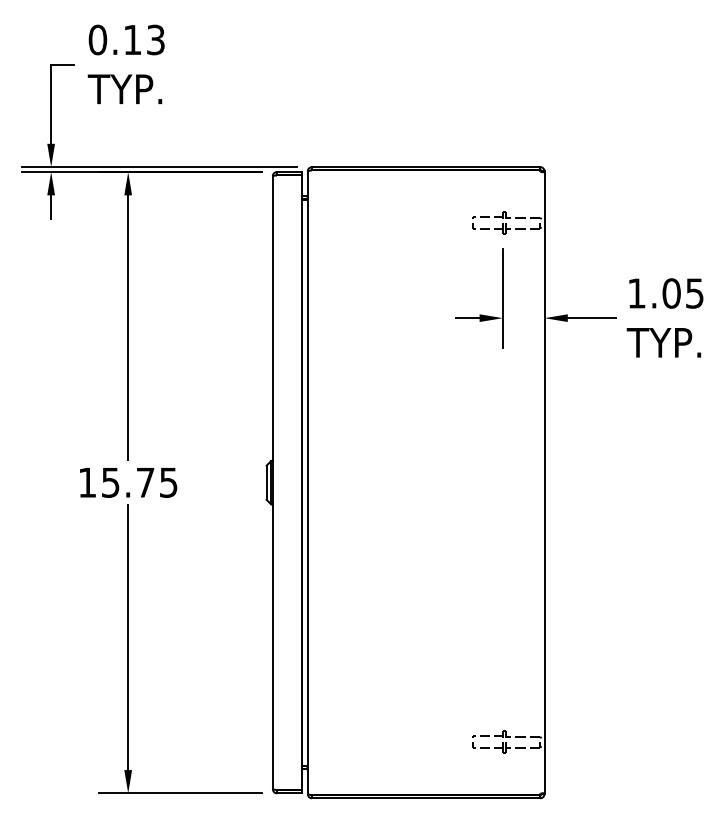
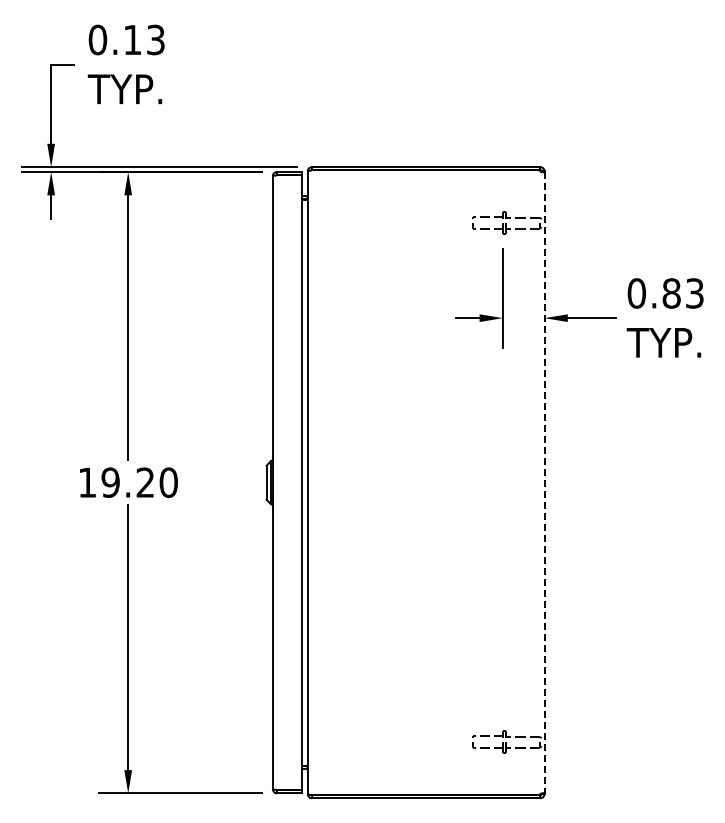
text: 1.05 -> 0.83 (665, 293)
text: 15.75 -> 19.20 (139, 482)
line: solid -> dashed (544, 483)
